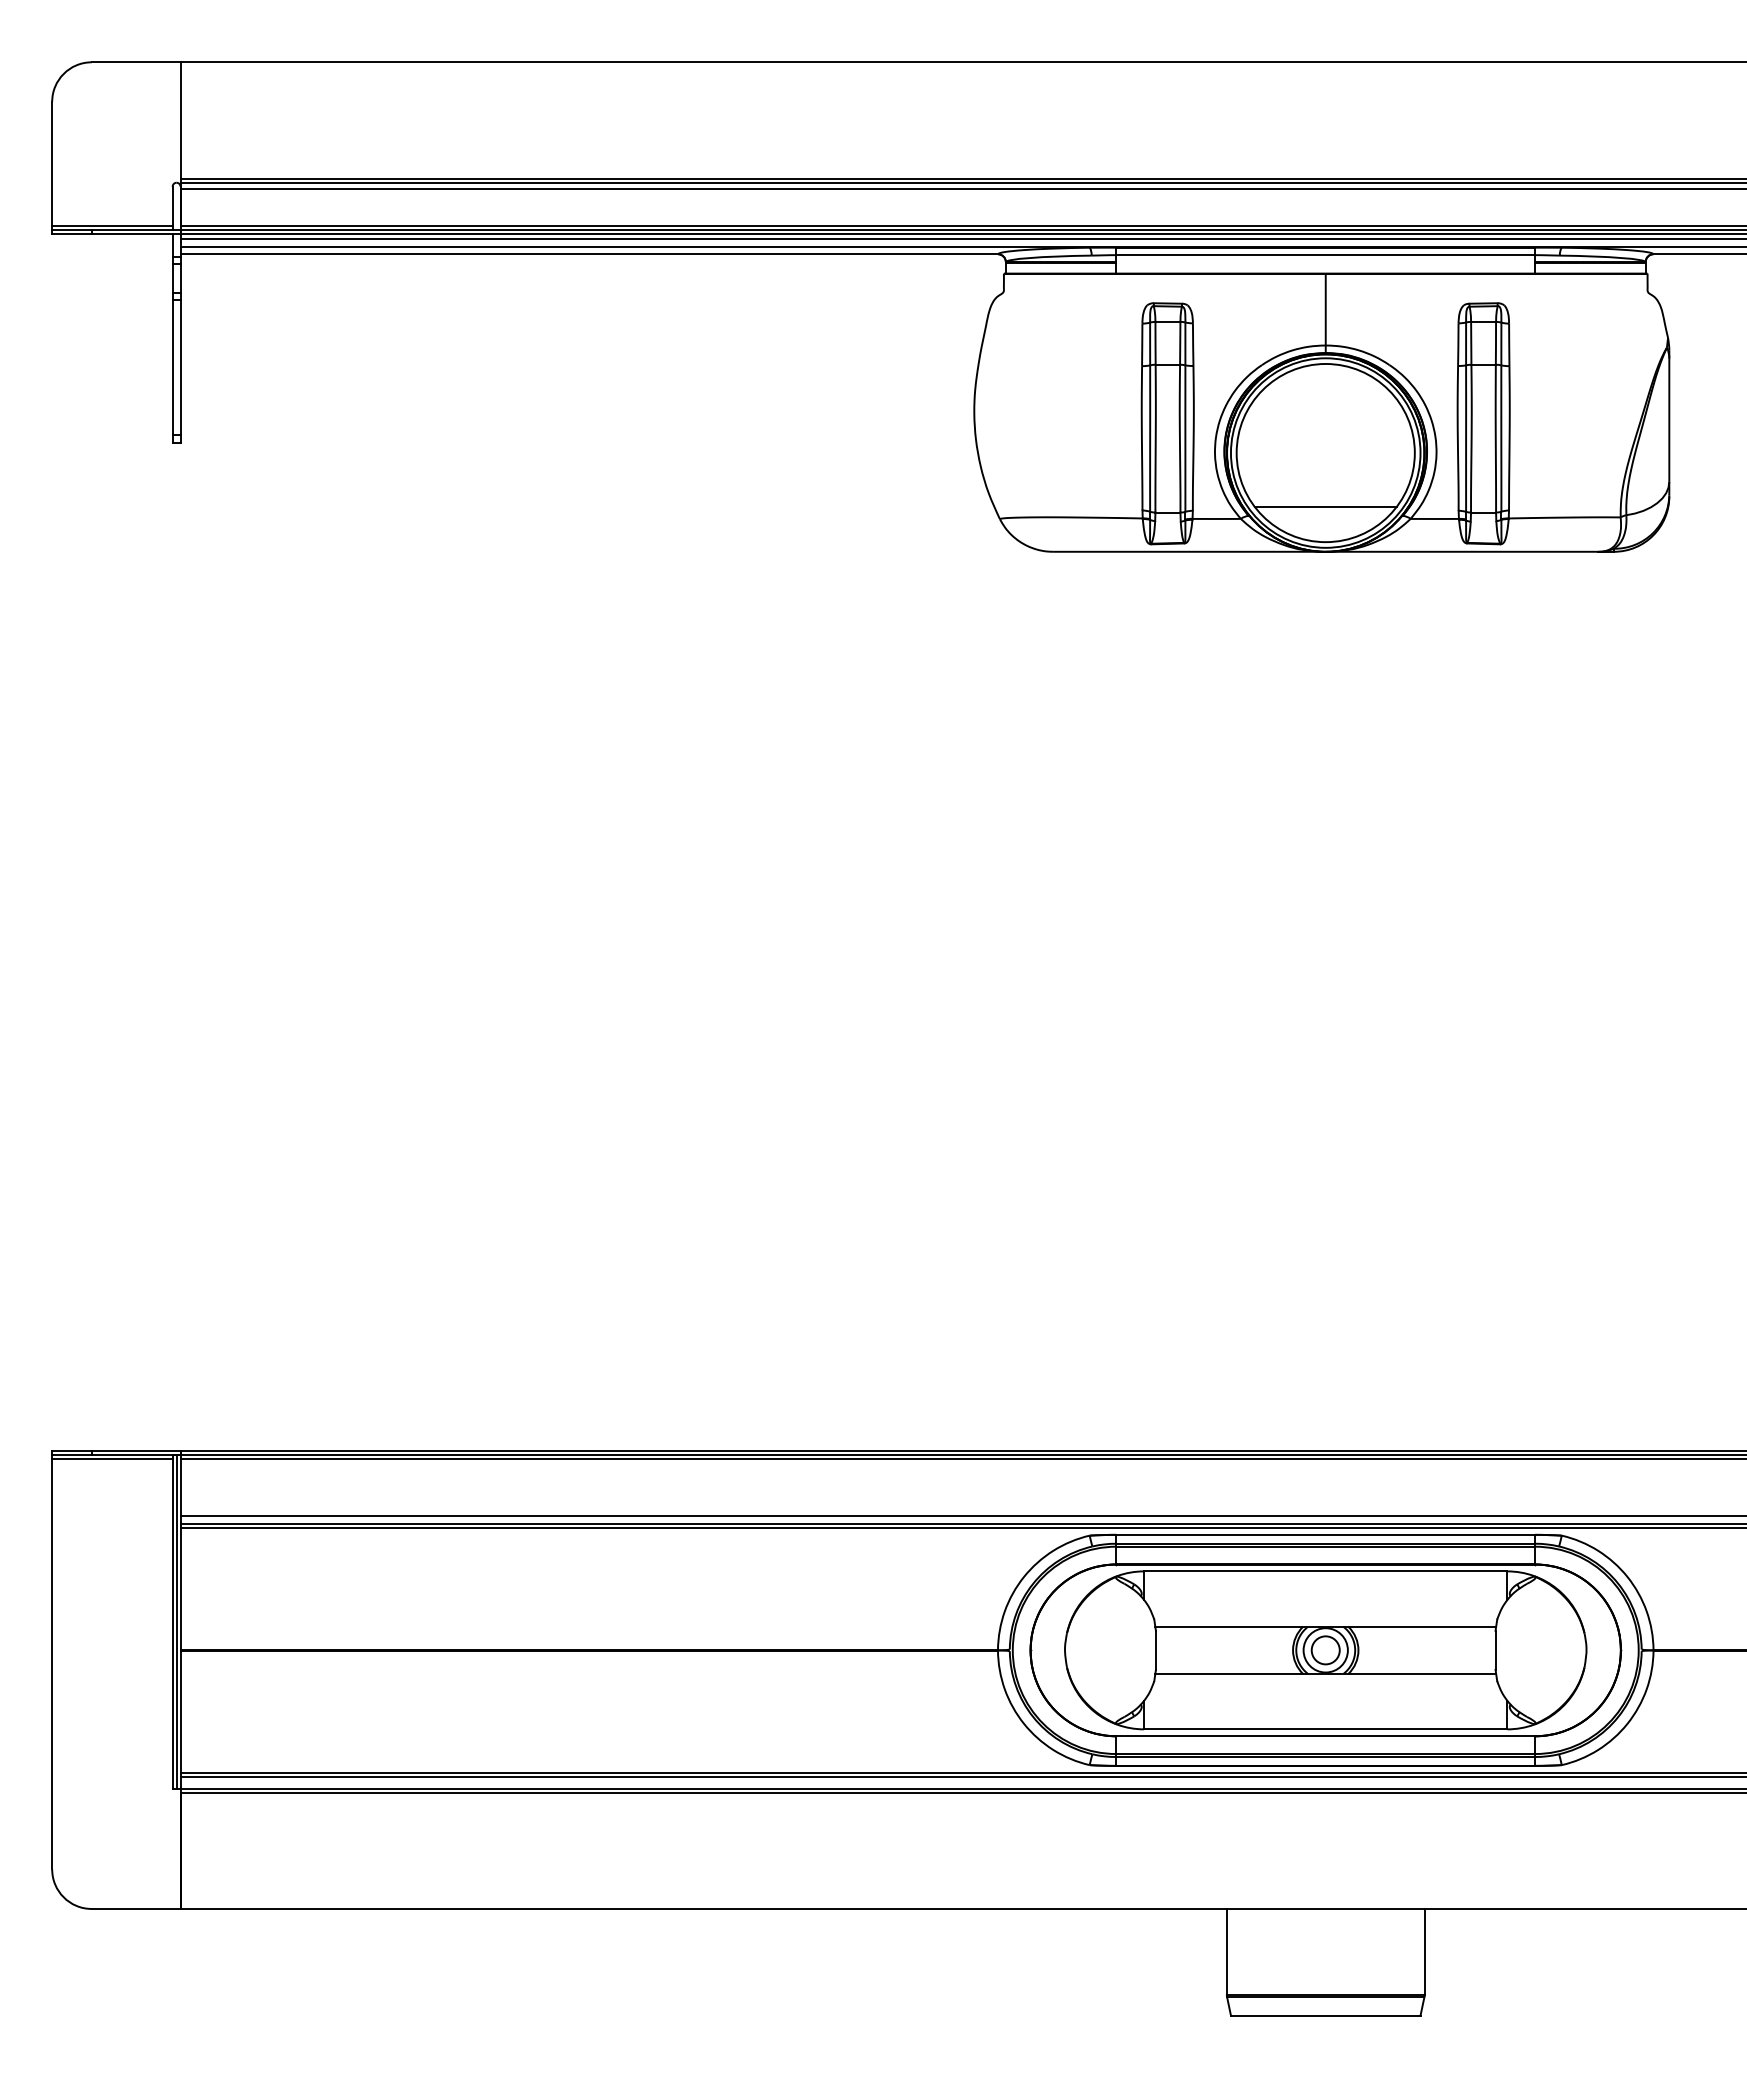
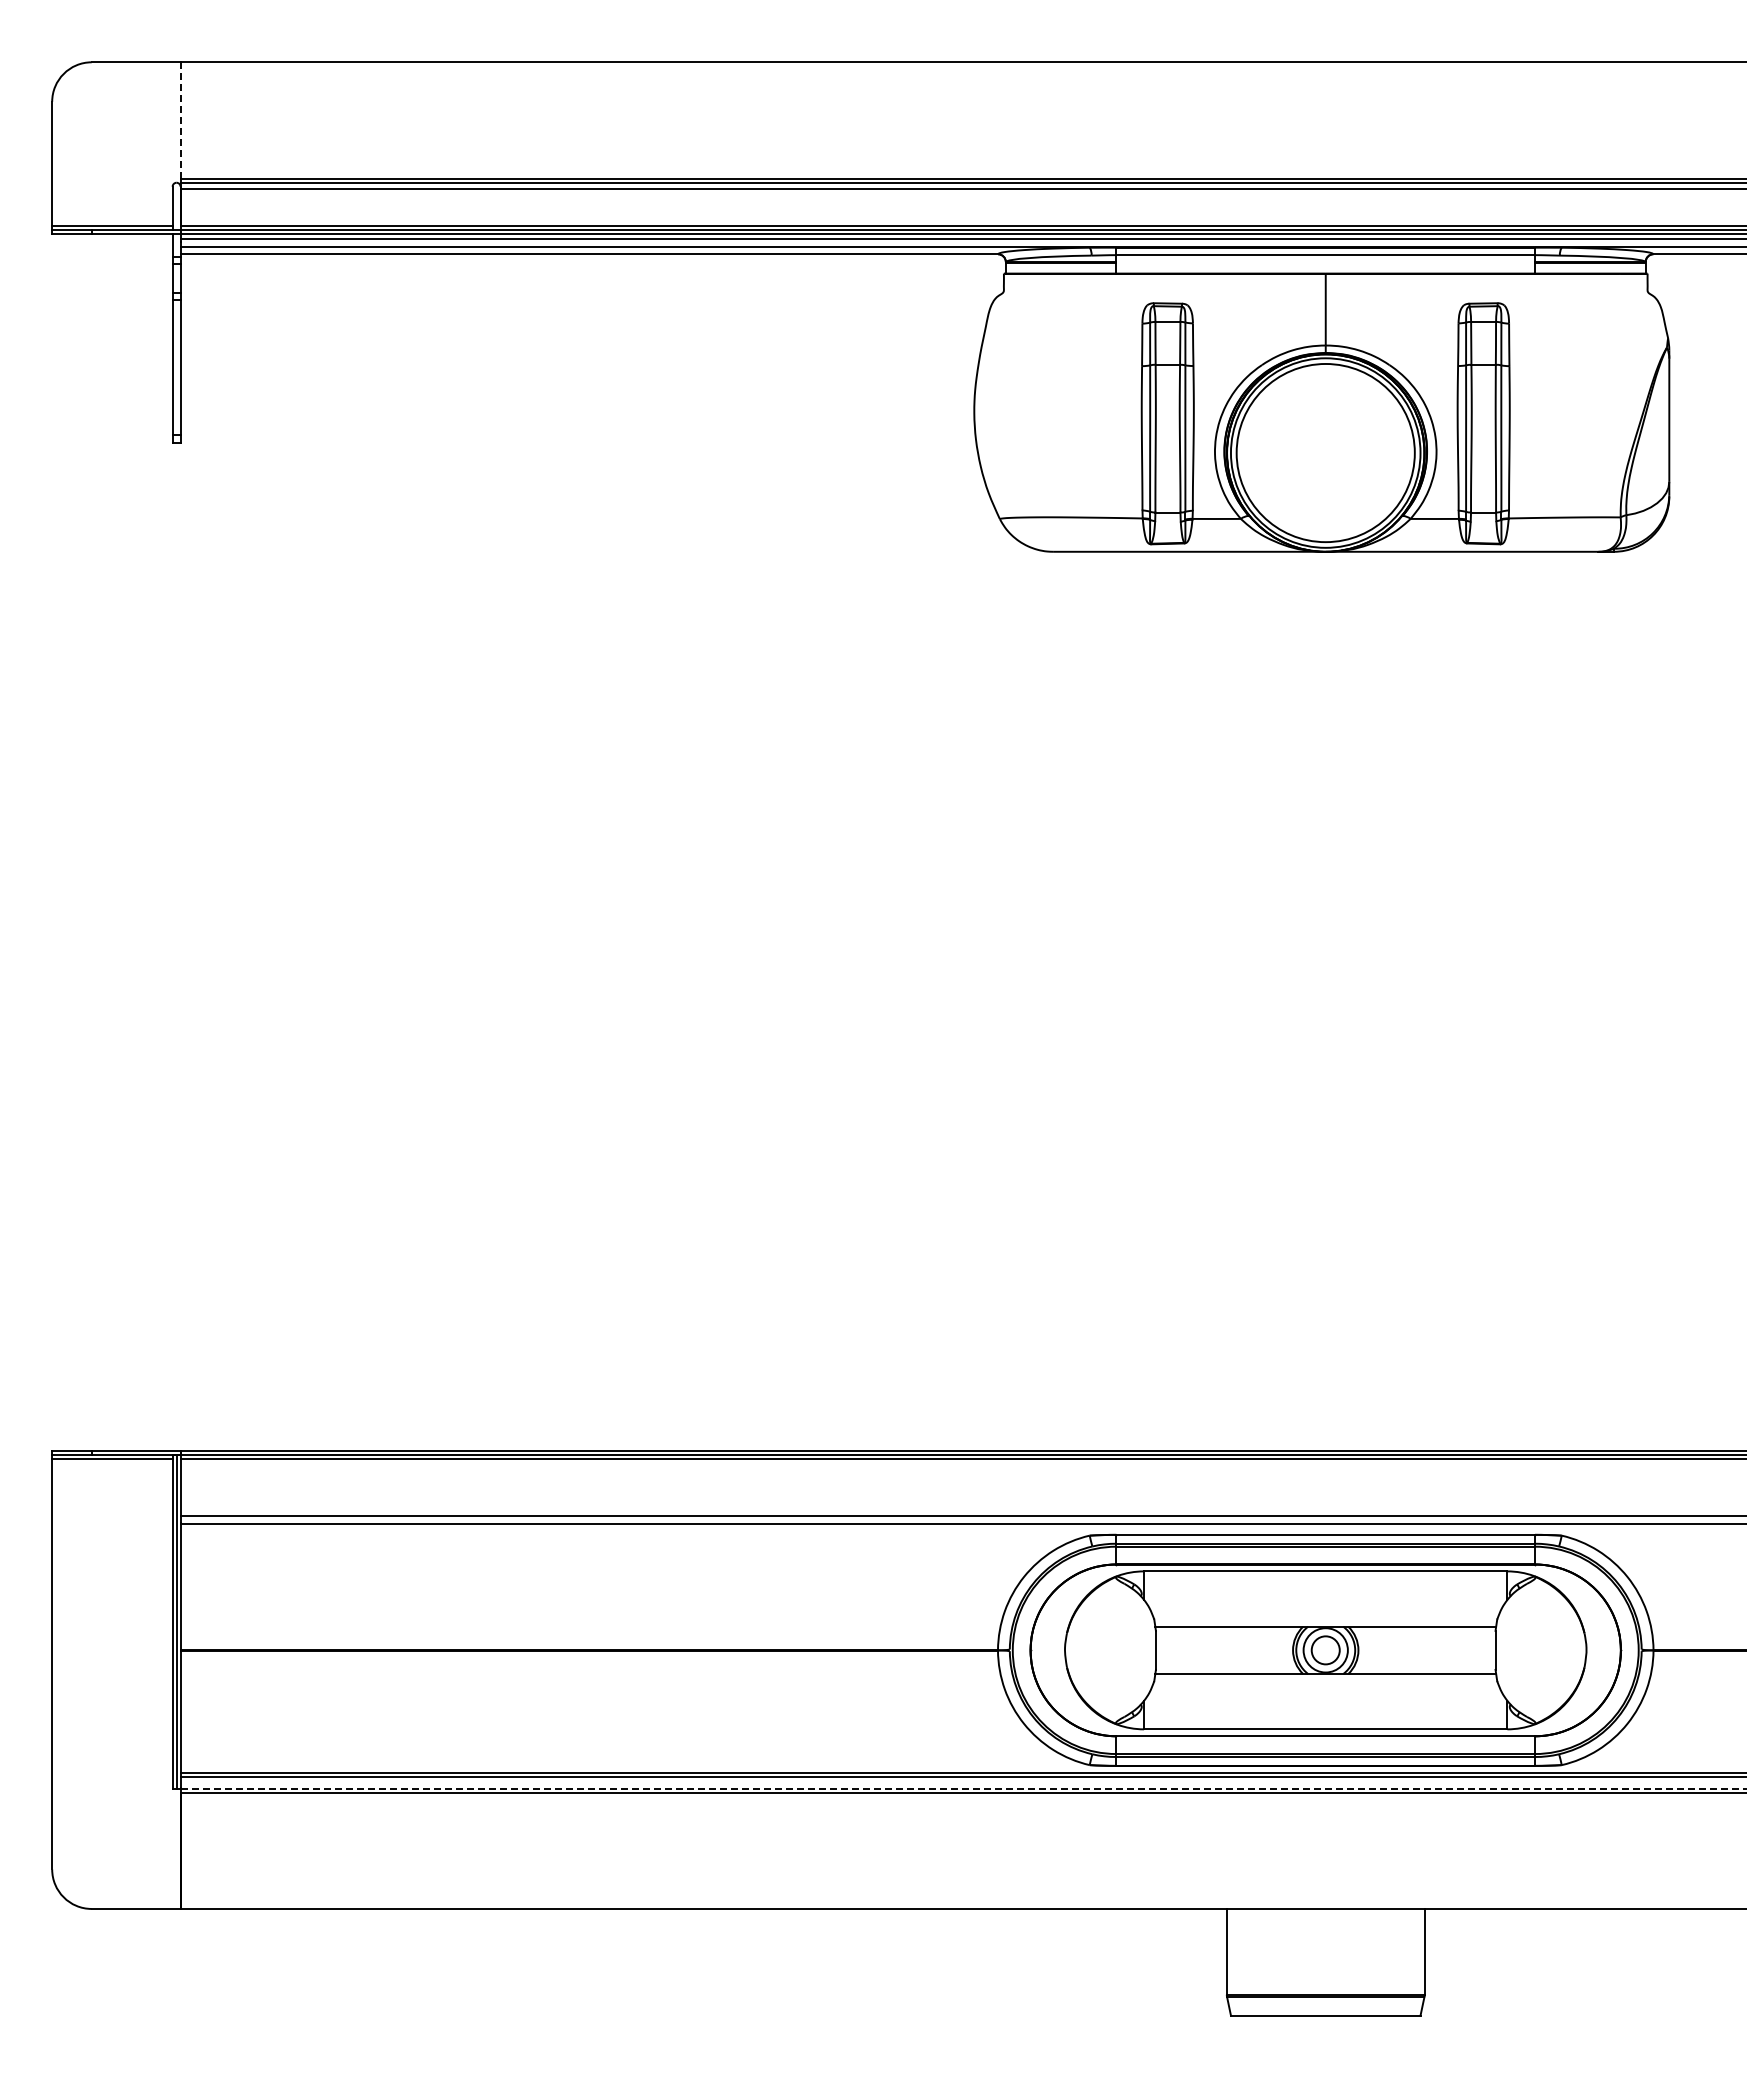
line: solid -> dashed (180, 120)
line: present -> none (1325, 506)
line: present -> none (961, 1527)
line: solid -> dashed (963, 1788)
